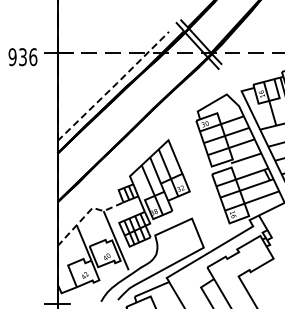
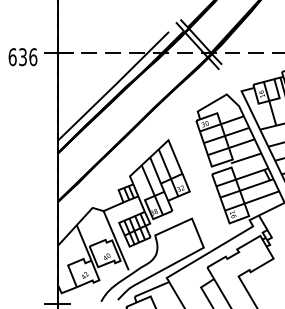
text: 936 -> 636 (12, 57)
line: dashed -> solid (114, 86)
line: dashed -> solid (87, 213)
